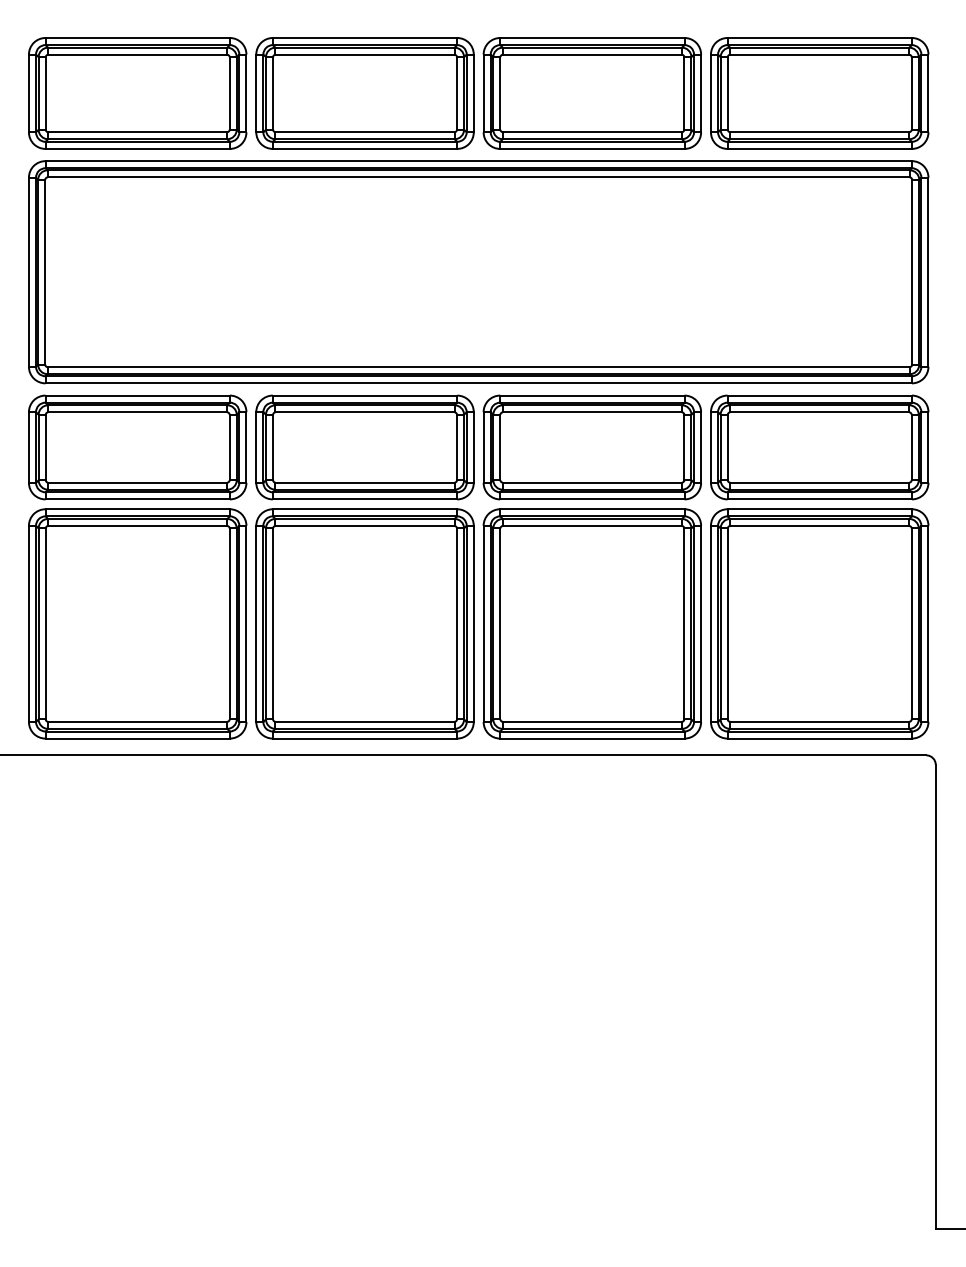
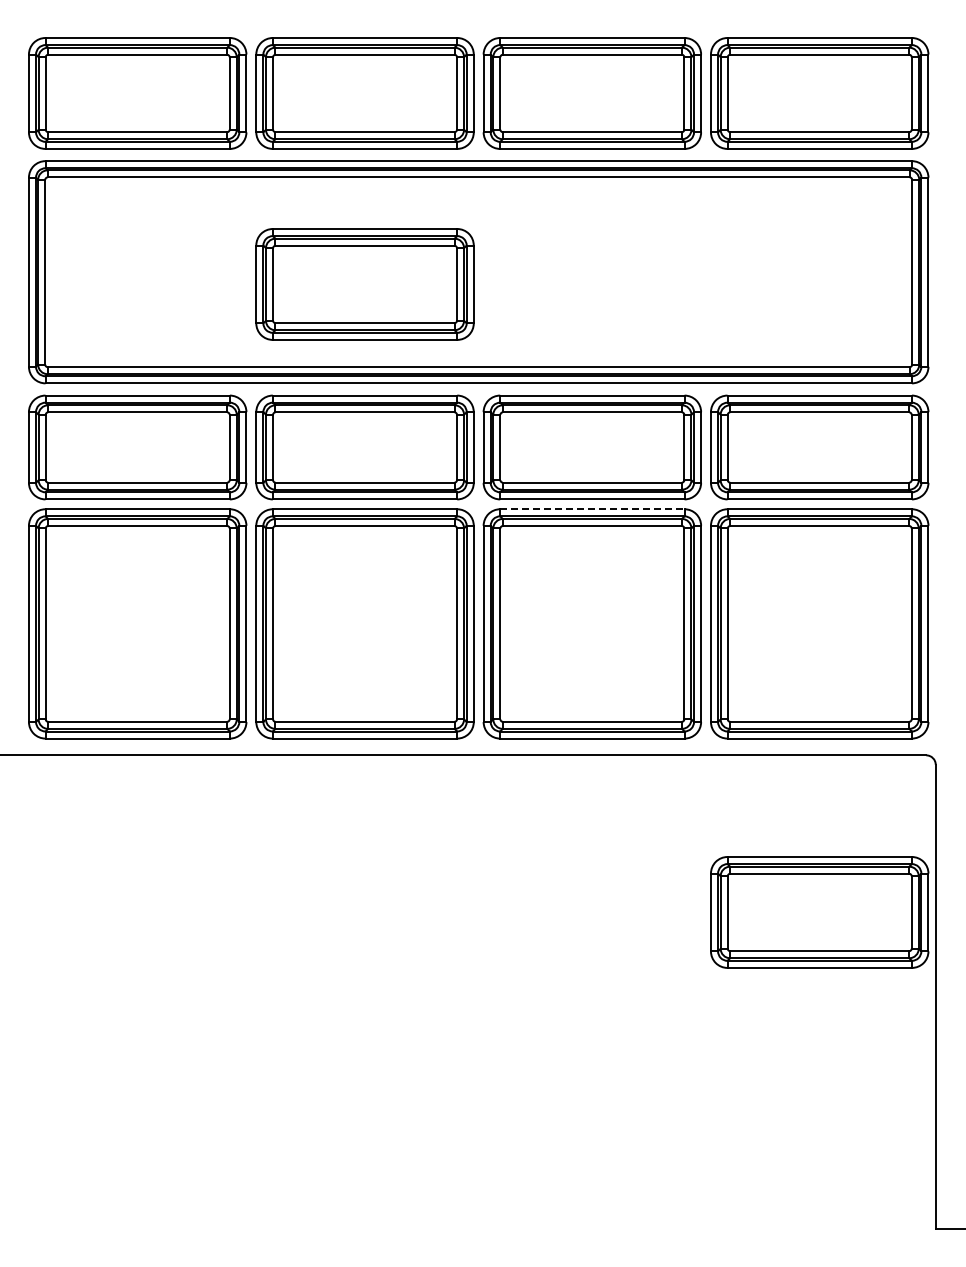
part: none -> present (364, 284)
line: solid -> dashed (592, 509)
part: none -> present (819, 912)
